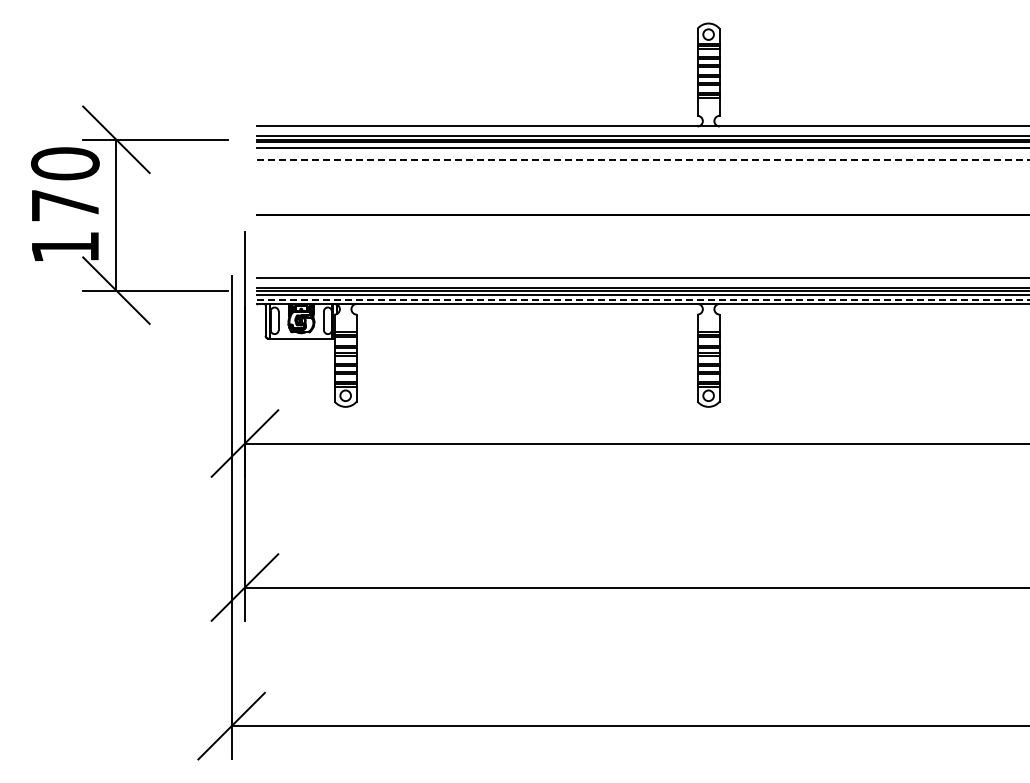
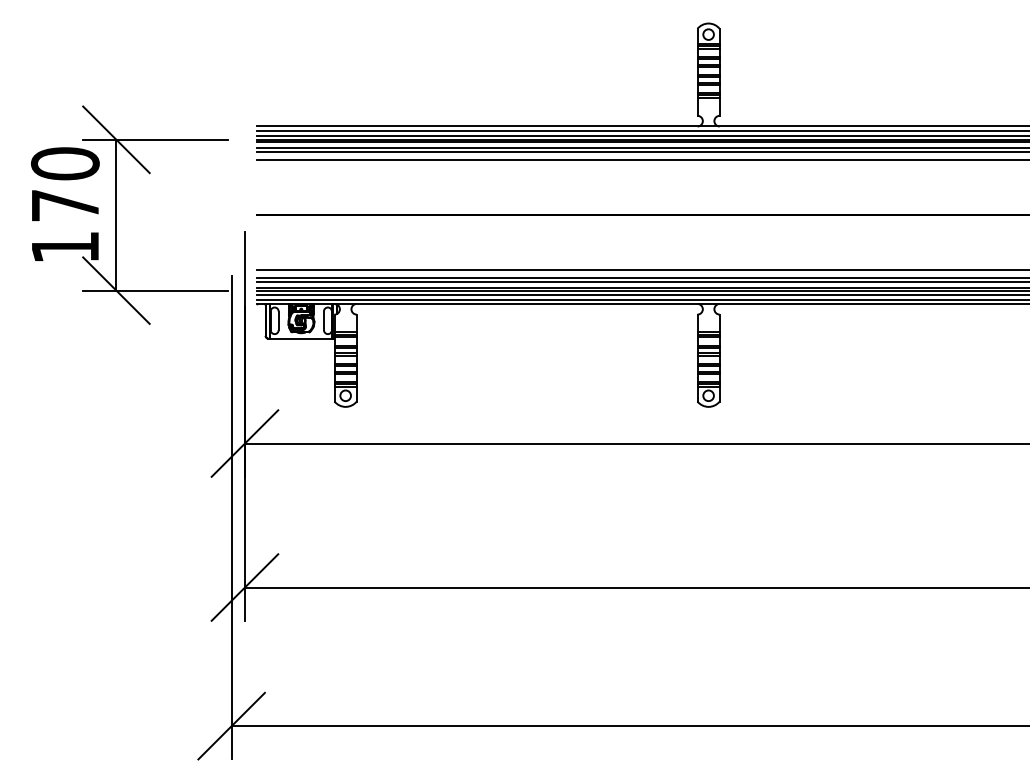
line: none -> present (641, 130)
line: none -> present (641, 152)
line: dashed -> solid (643, 160)
line: none -> present (641, 270)
line: none -> present (641, 282)
line: dashed -> solid (643, 299)
